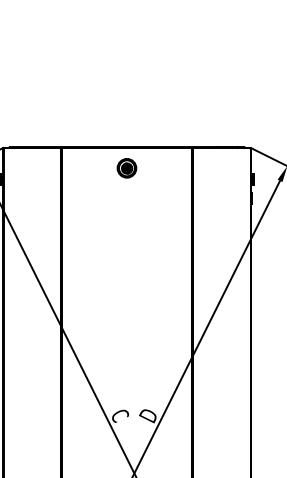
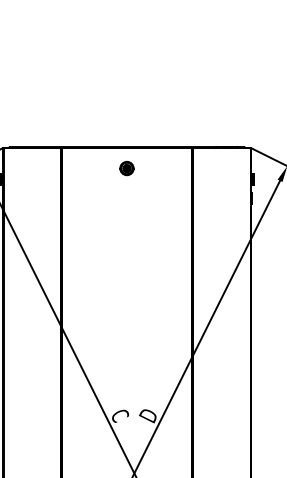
part size: 22x21 px -> 16x16 px (126, 168)
